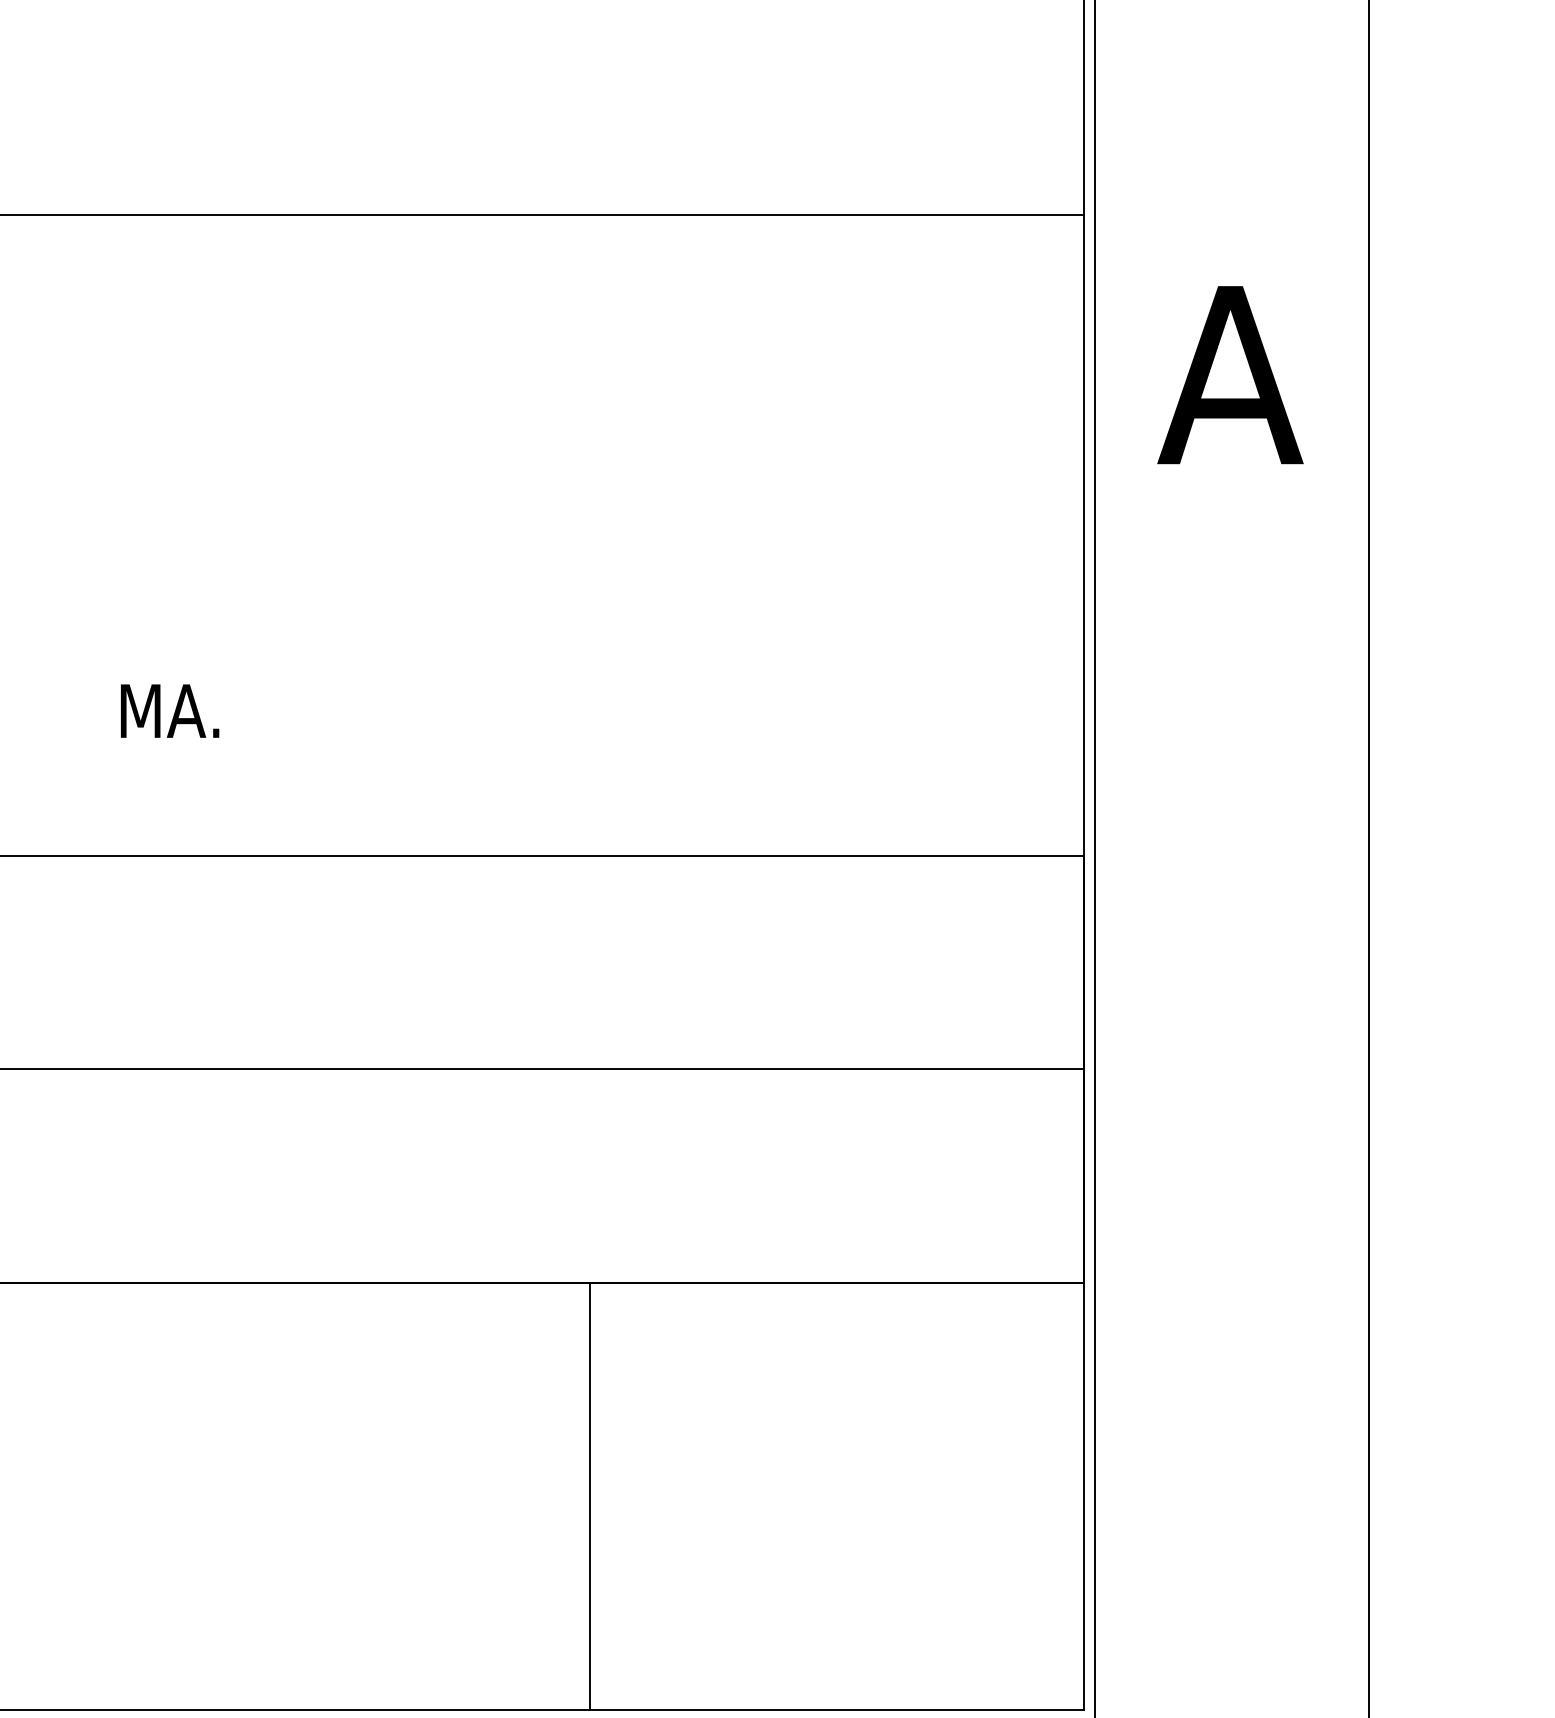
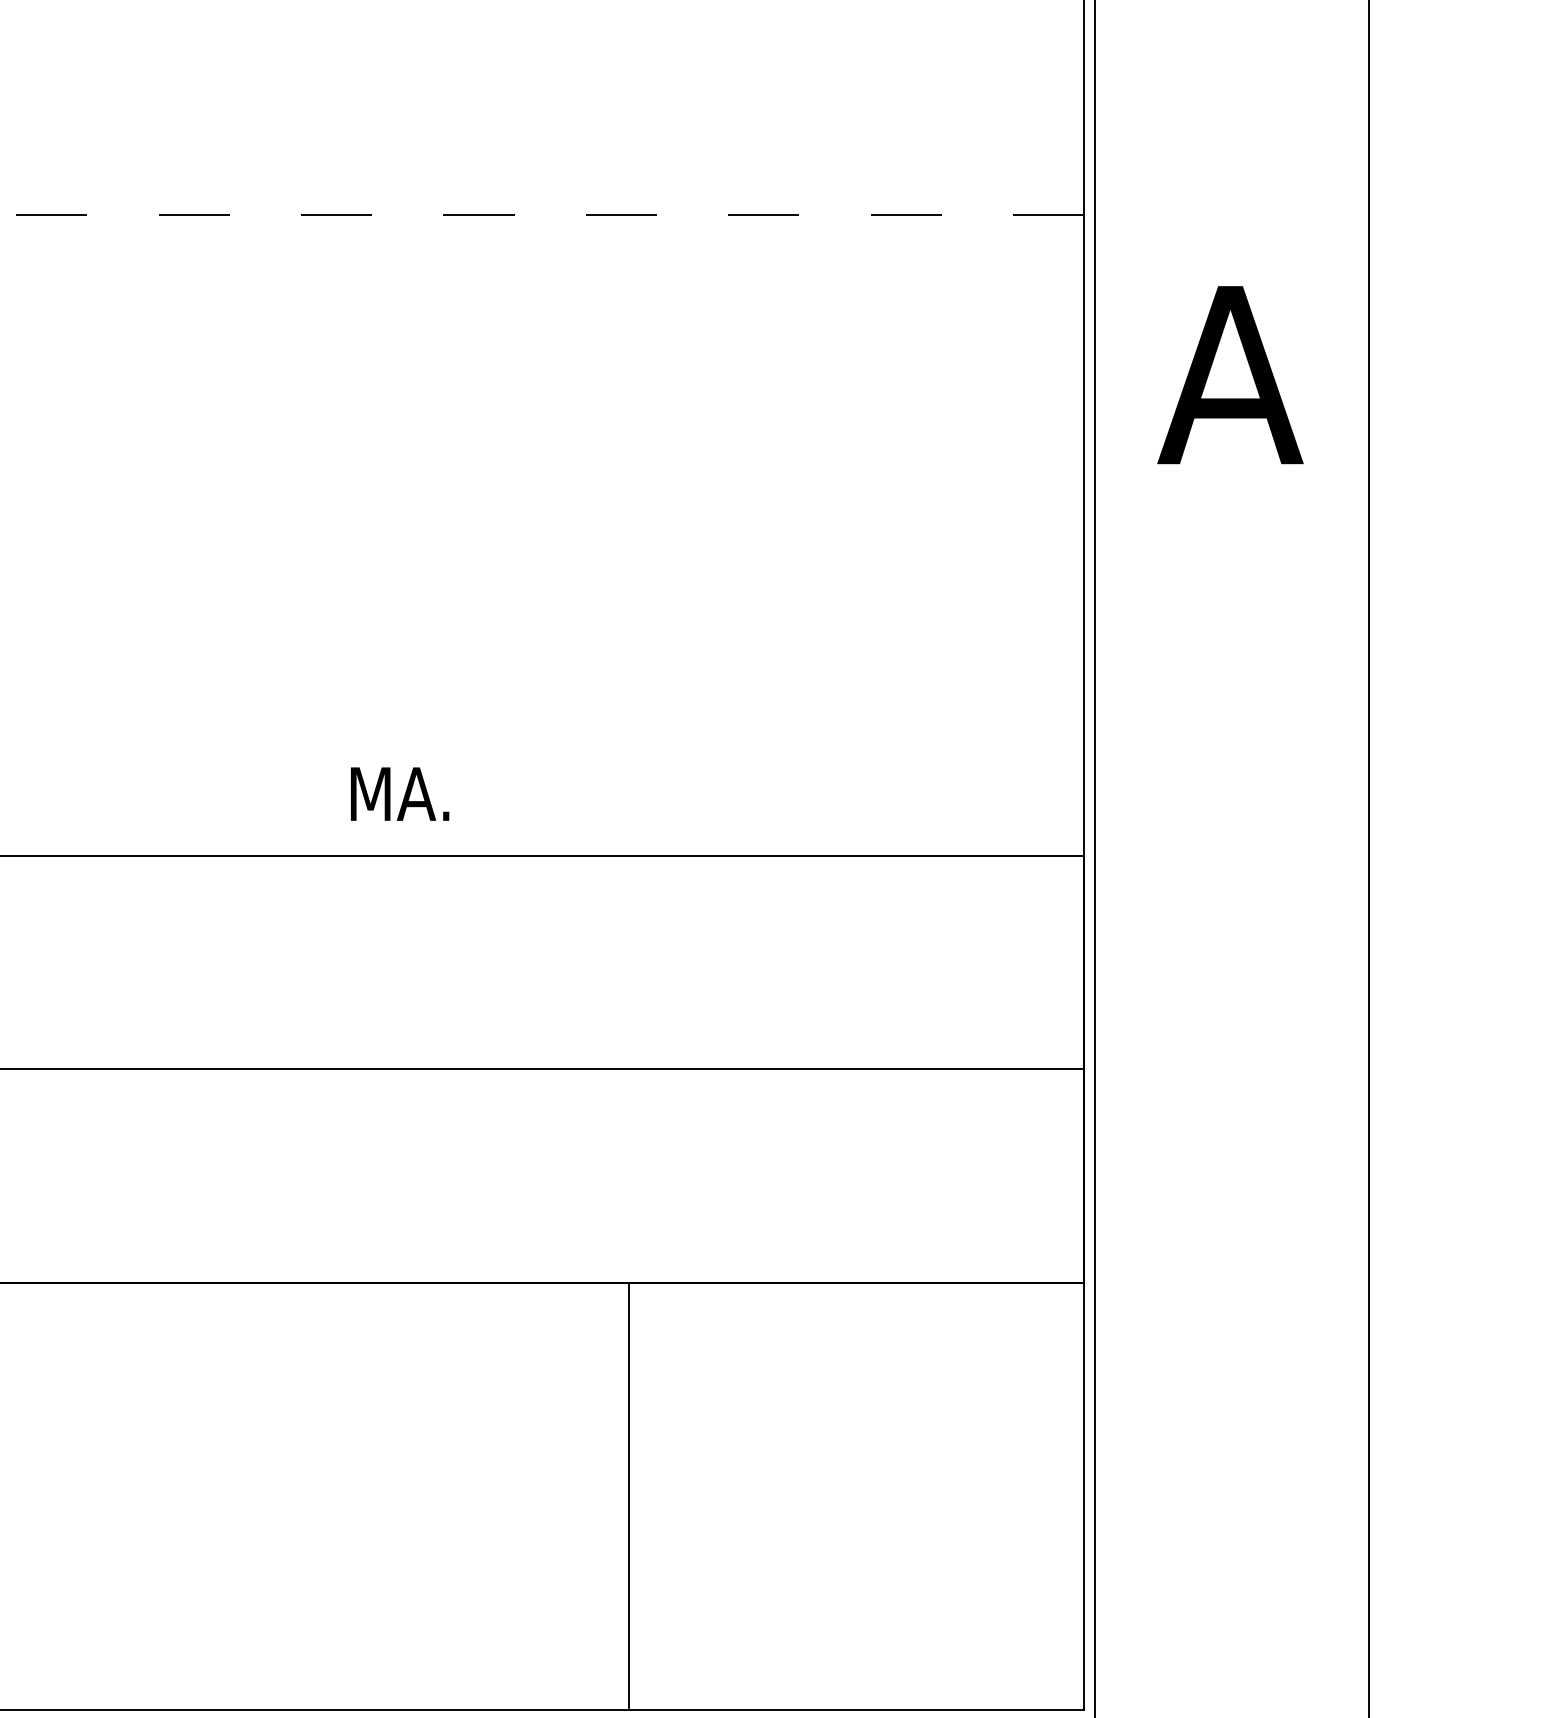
line: solid -> dashed (542, 214)
text position: (170, 710) -> (400, 793) (400, 793)
line position: (590, 1495) -> (629, 1495) (629, 1495)
